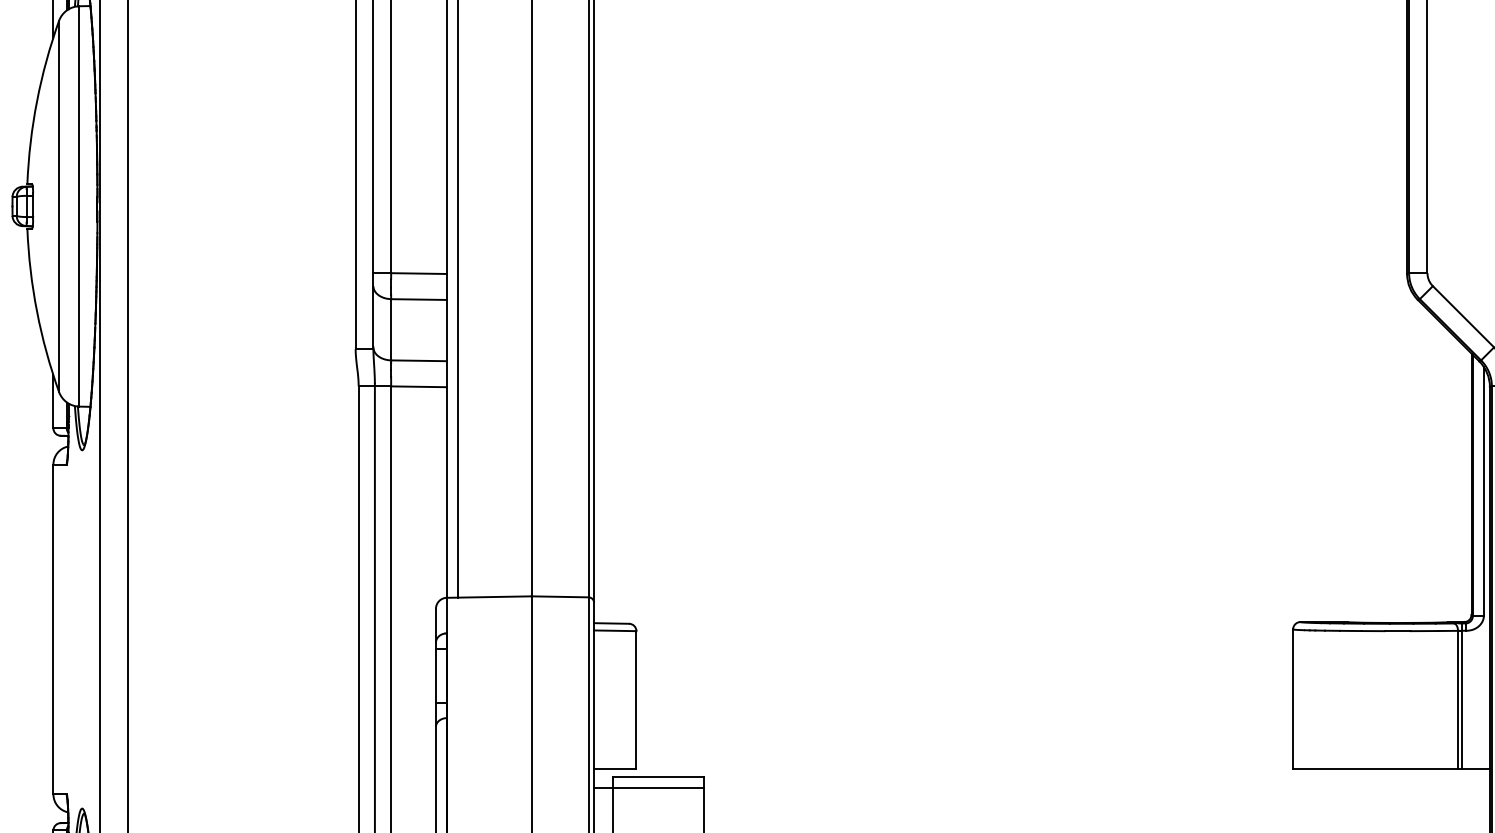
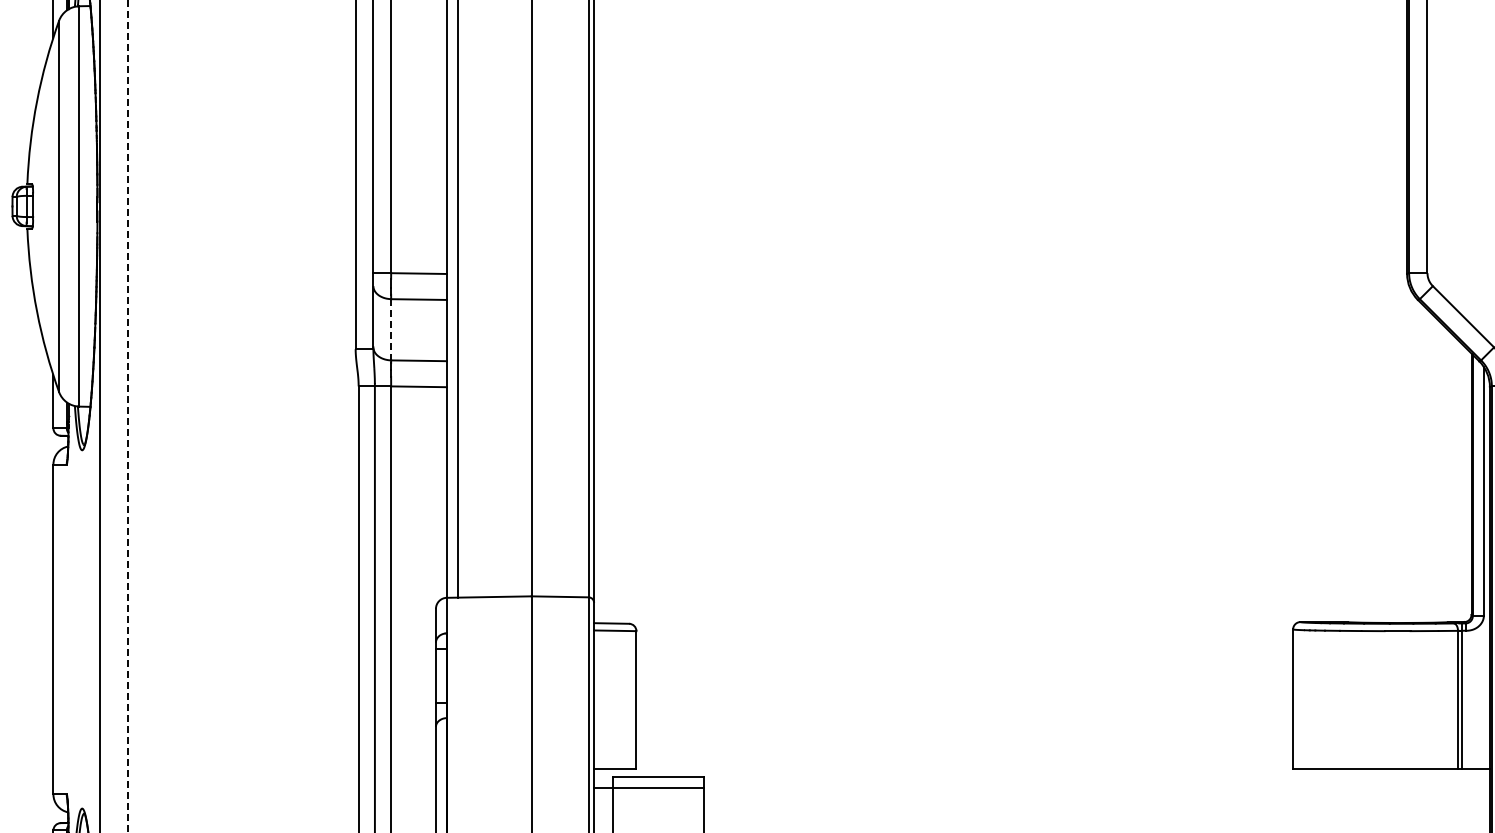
line: solid -> dashed (391, 329)
line: solid -> dashed (127, 416)
